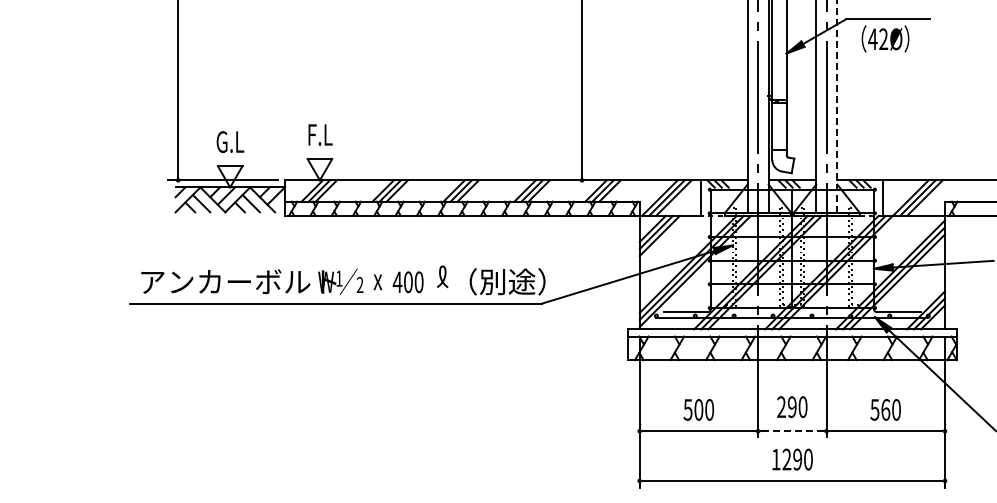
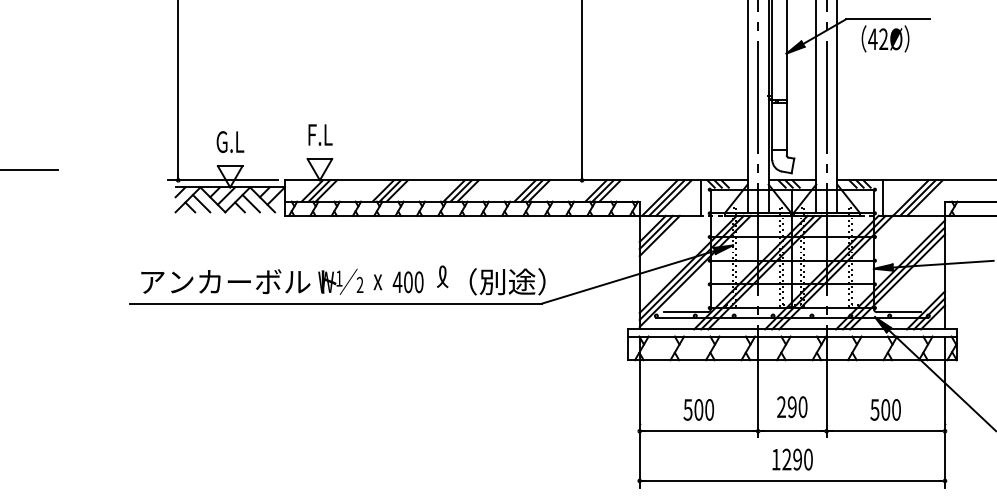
line: dashed -> solid (837, 106)
line: none -> present (30, 169)
text: 560 -> 500 (885, 409)
line: dashed -> solid (792, 431)
